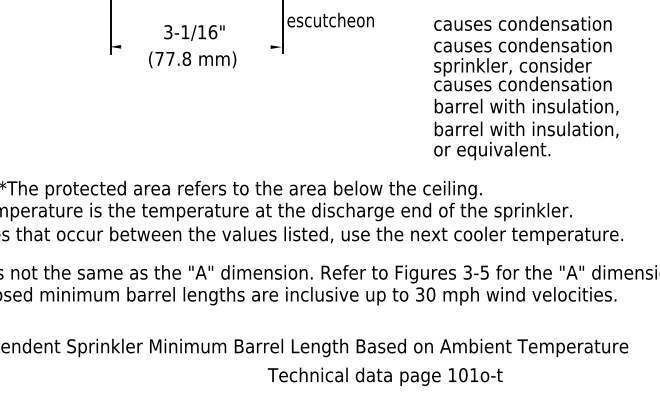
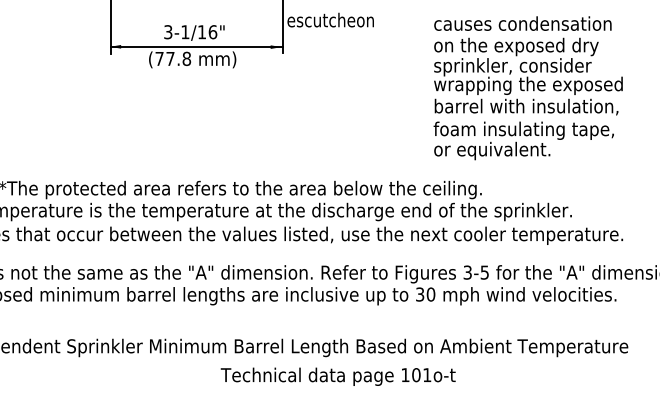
line: none -> present (196, 46)
text: causes condensation -> on the exposed dry (523, 46)
text: causes condensation -> wrapping the exposed (528, 85)
text: barrel with insulation, -> foam insulating tape, (525, 130)
text position: (384, 376) -> (337, 376) (337, 376)
